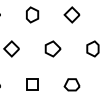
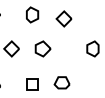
part position: (71, 14) -> (63, 18) (63, 18)
part position: (52, 48) -> (42, 48) (42, 48)
part position: (71, 84) -> (61, 82) (61, 82)
